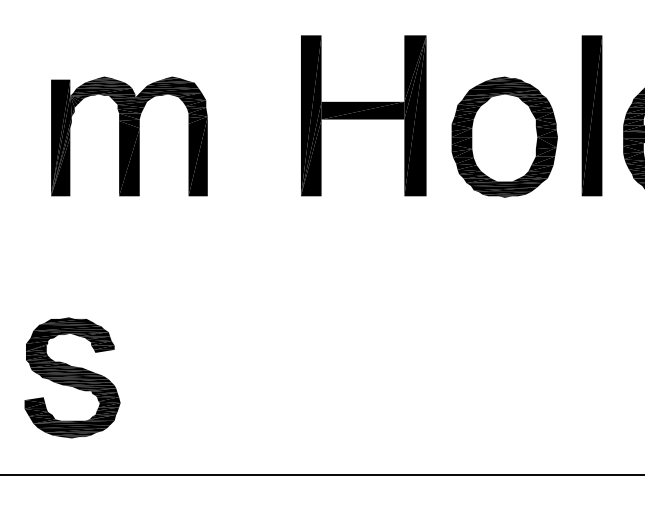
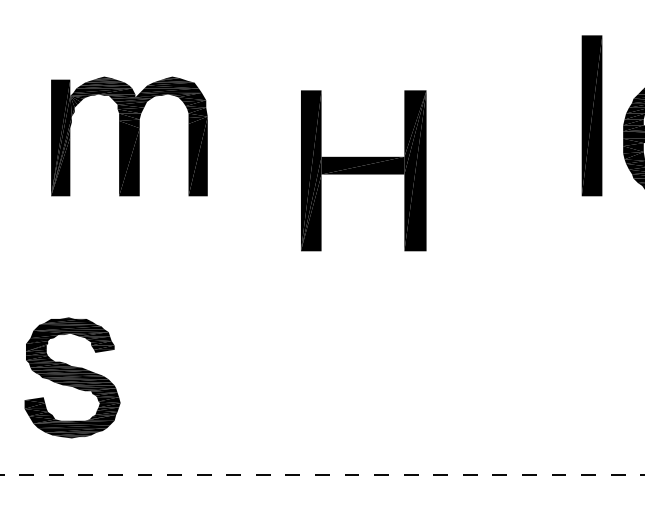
part position: (363, 115) -> (363, 170) (363, 170)
part: present -> none (504, 136)
line: solid -> dashed (322, 475)
